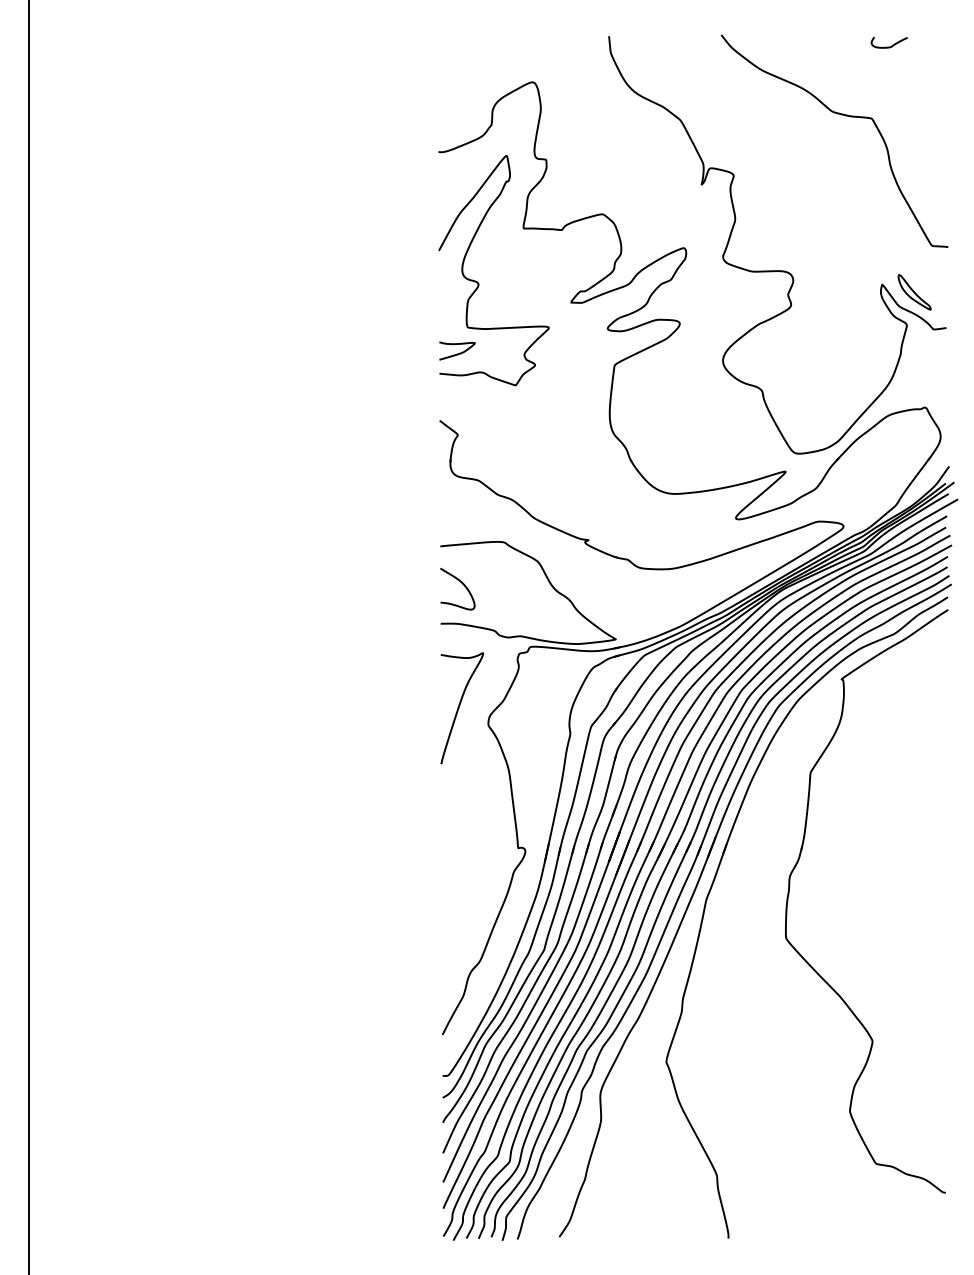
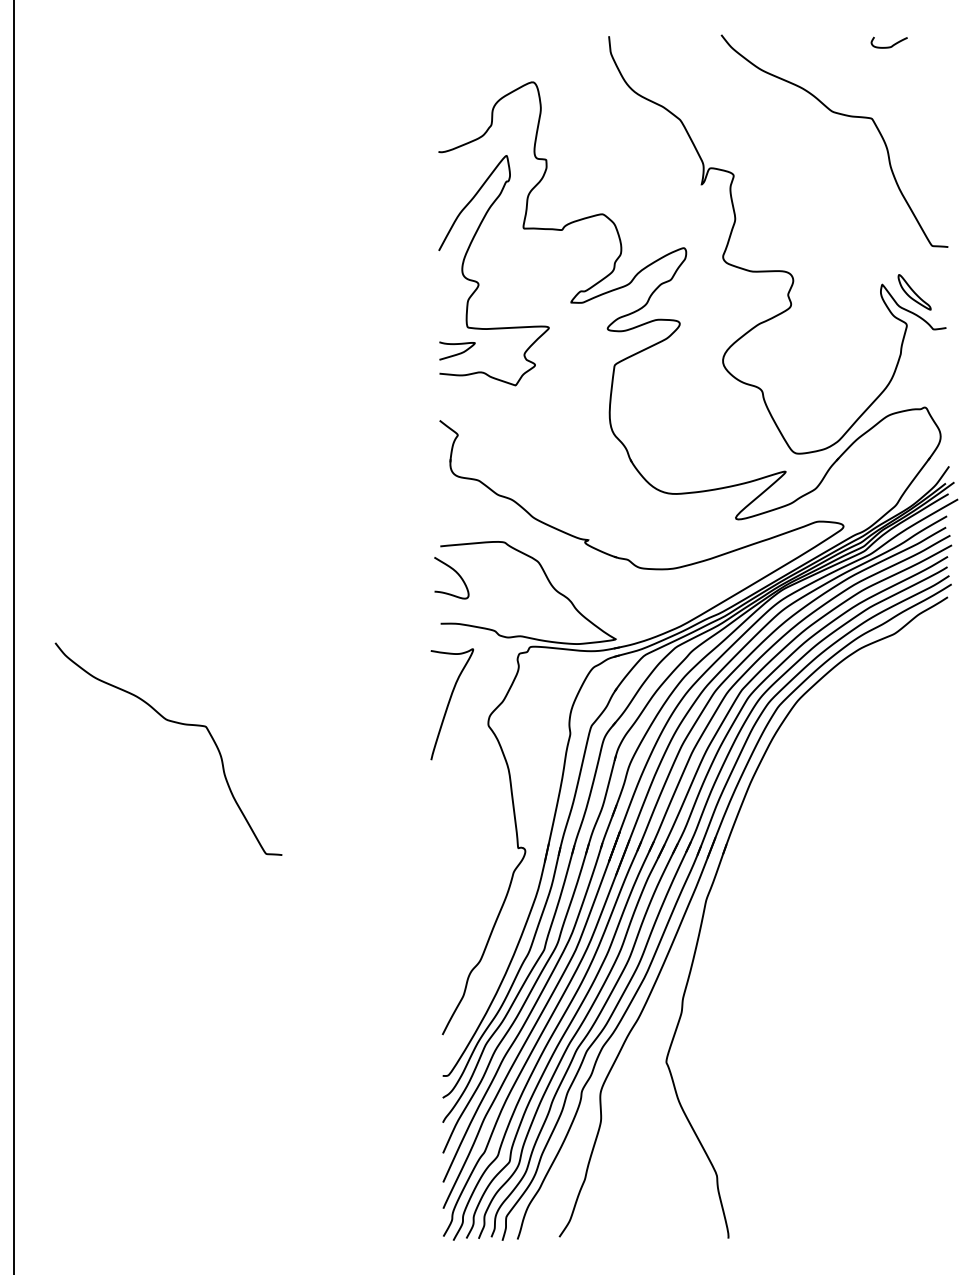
curve position: (462, 584) -> (456, 573) (456, 573)
line position: (29, 636) -> (14, 636) (14, 636)
curve position: (459, 708) -> (449, 704) (449, 704)
curve: none -> present (175, 723)
part: present -> none (789, 894)
